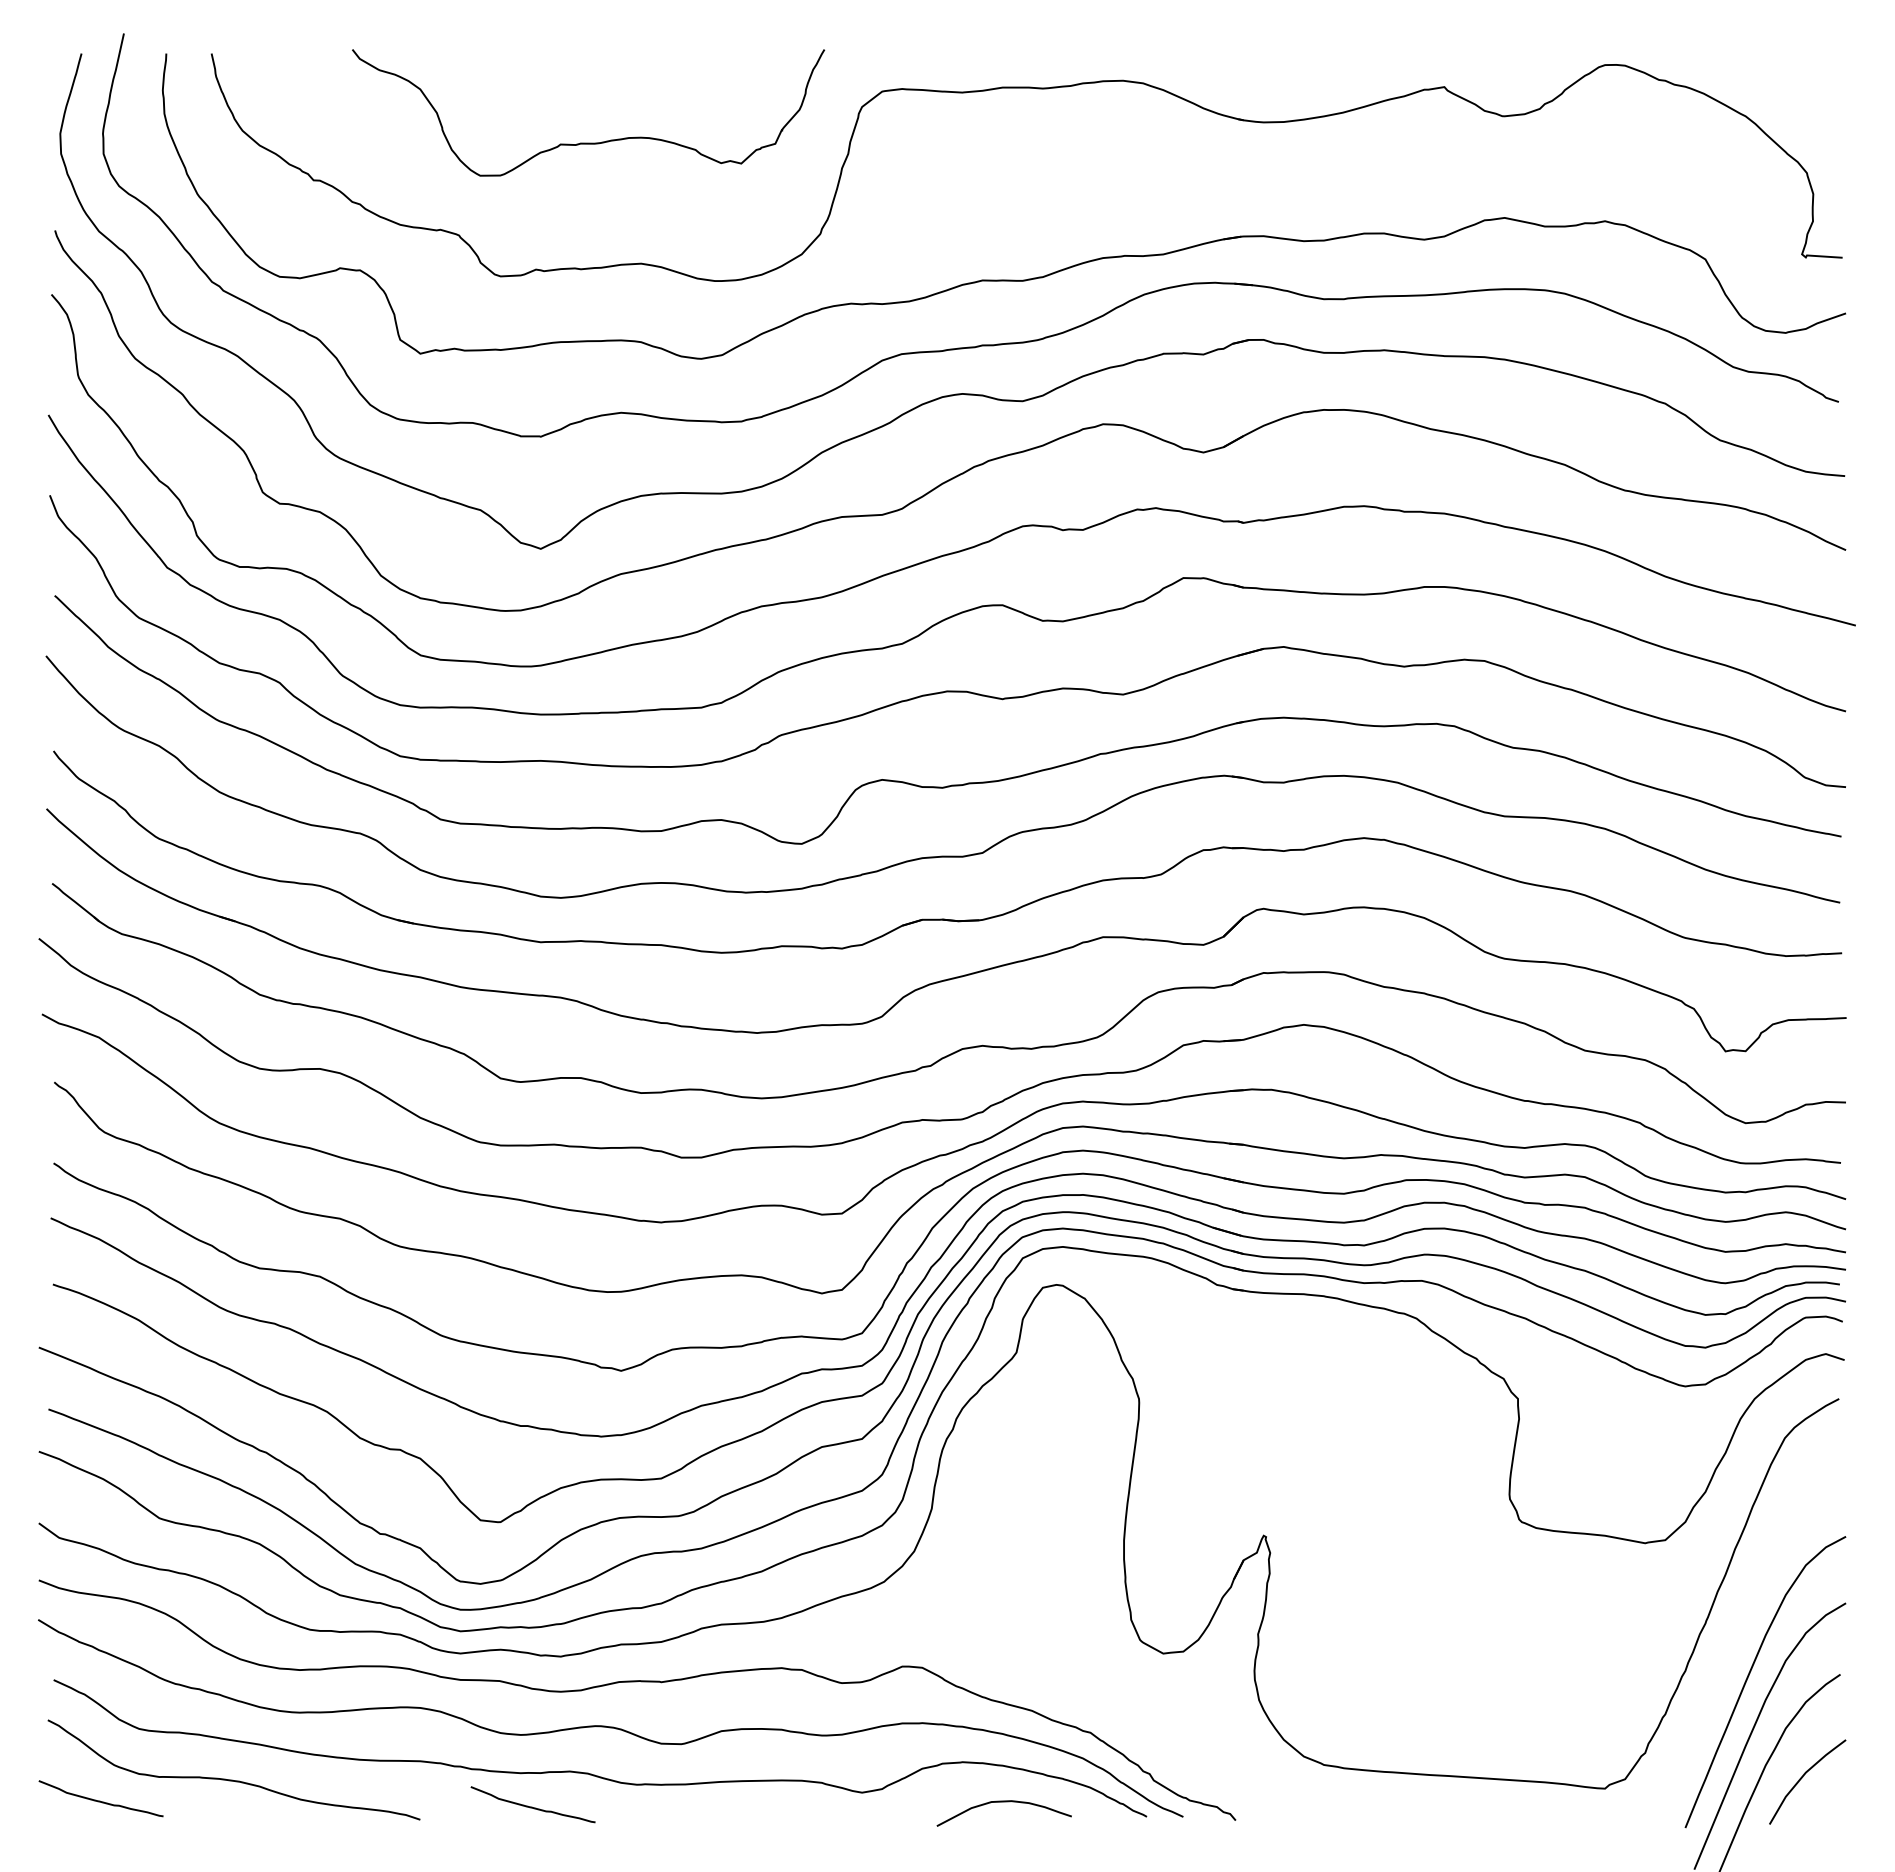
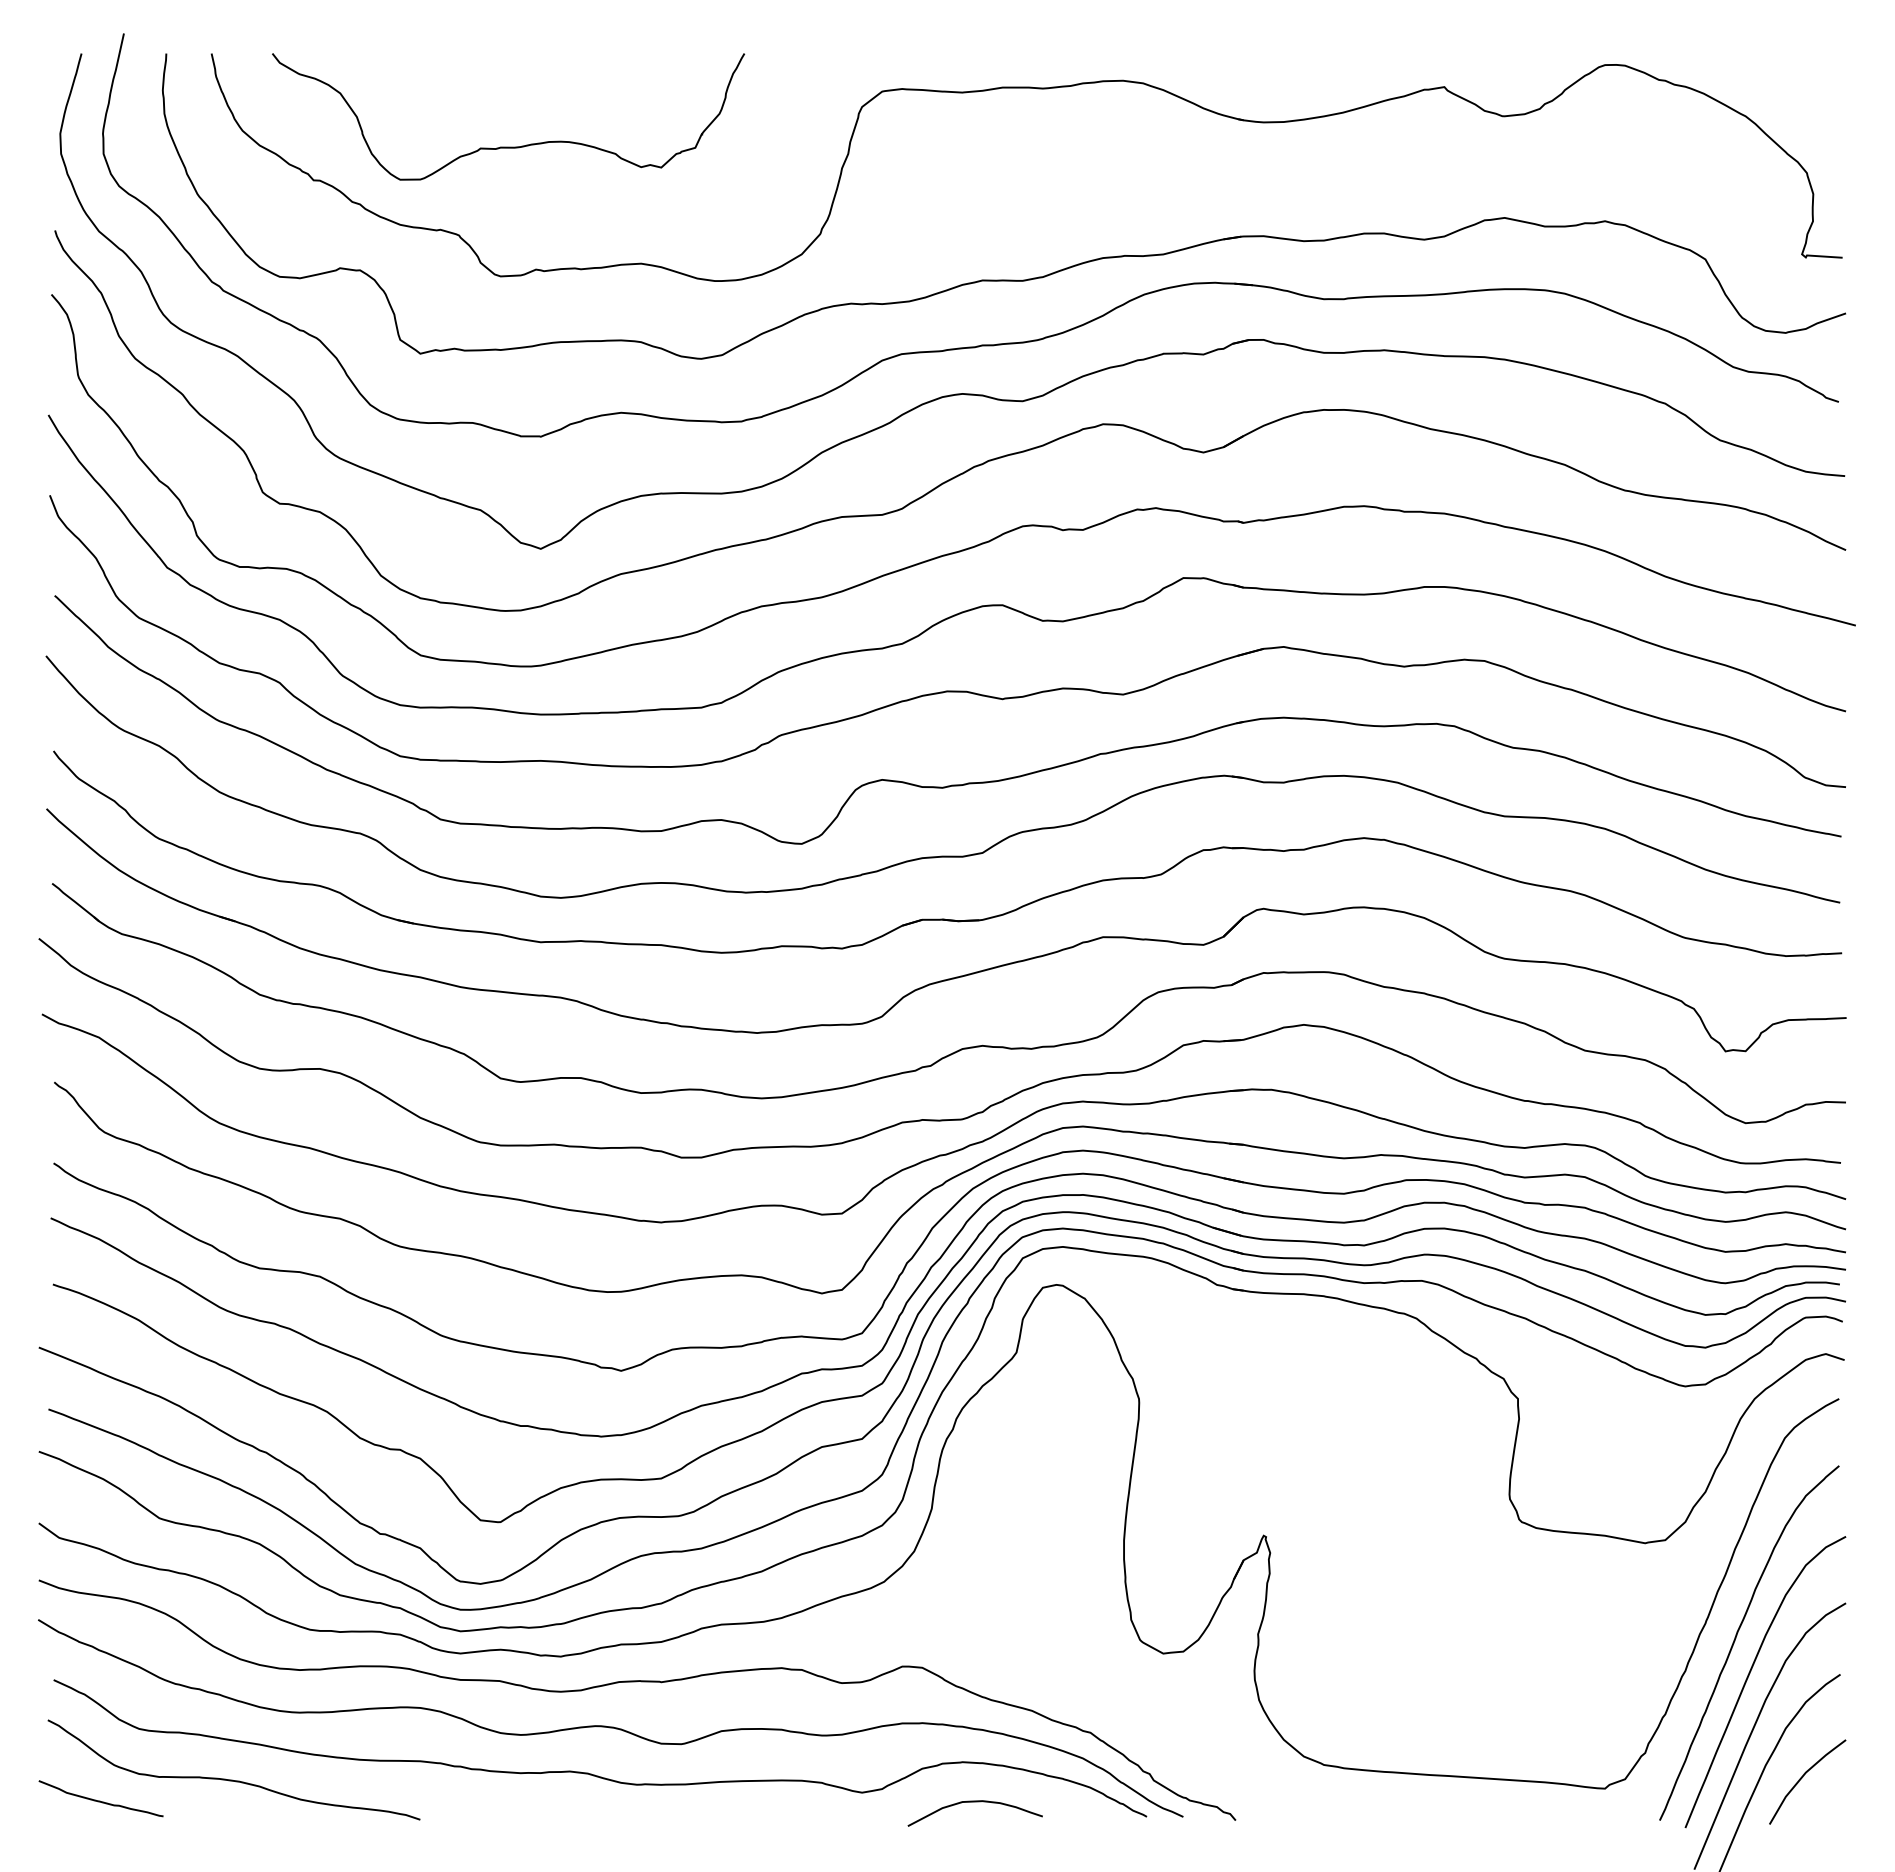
curve position: (588, 142) -> (508, 146) (508, 146)
curve: none -> present (1736, 1638)
curve position: (1003, 1802) -> (974, 1802) (974, 1802)
curve: present -> none (532, 1806)
